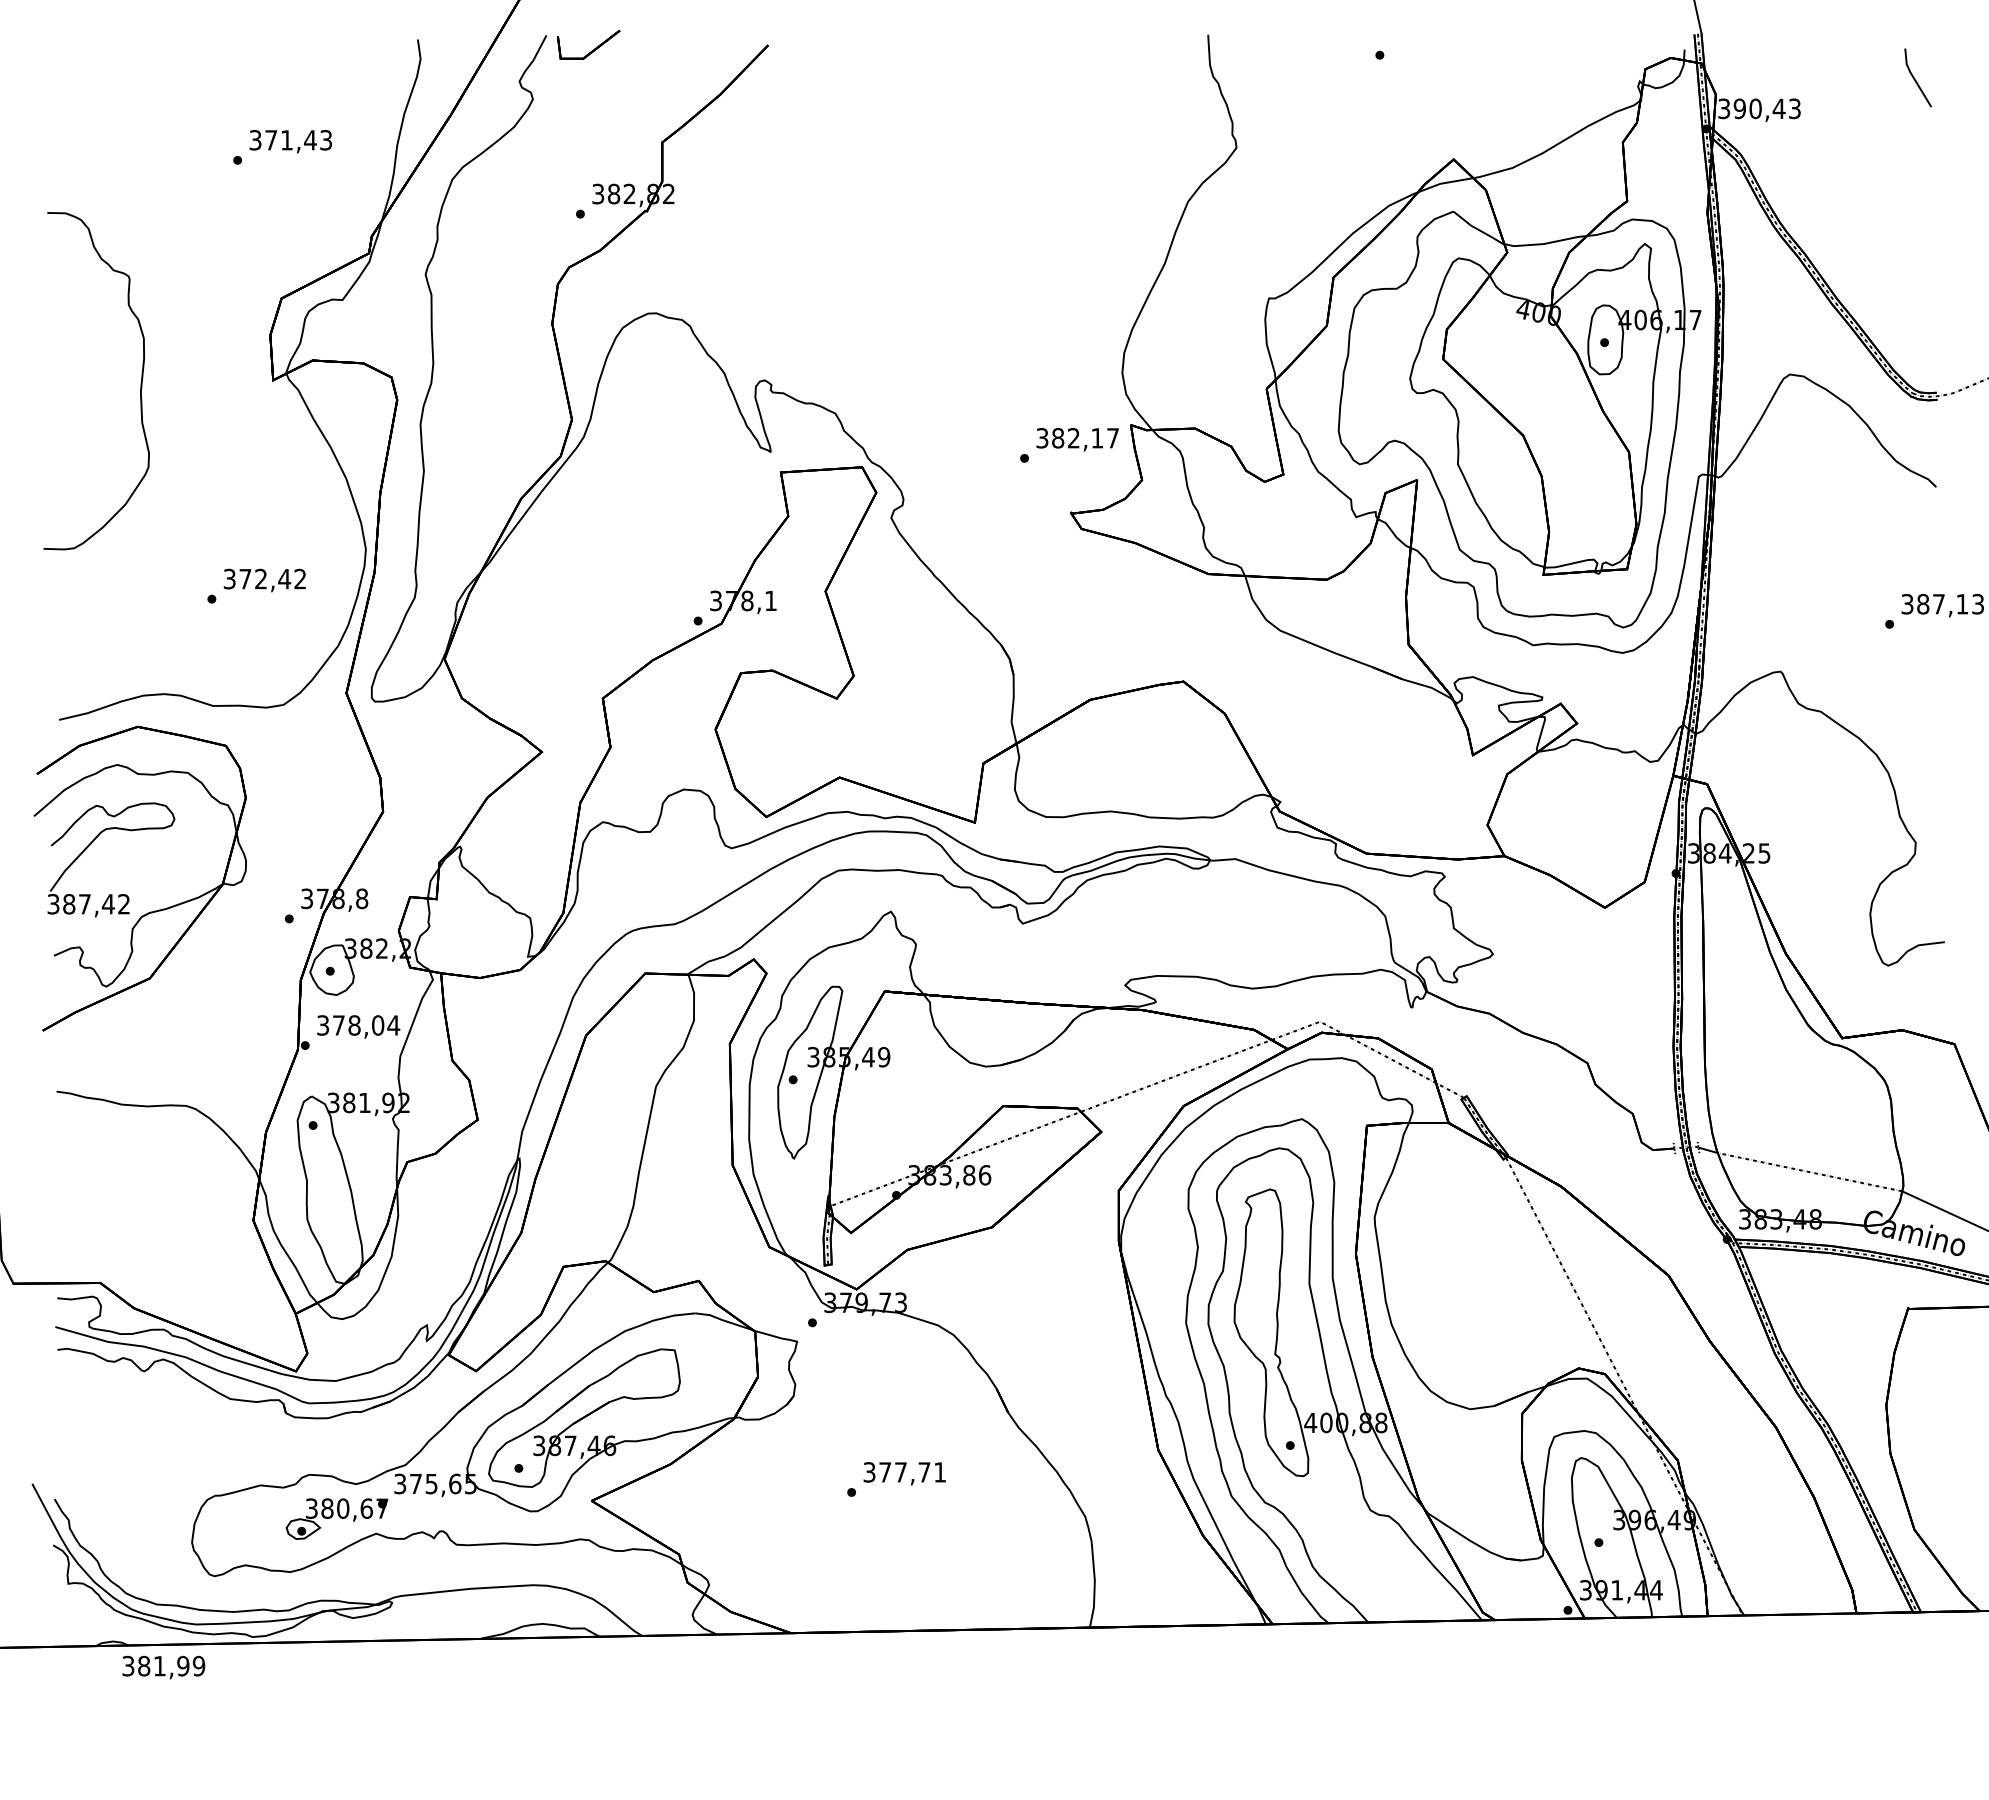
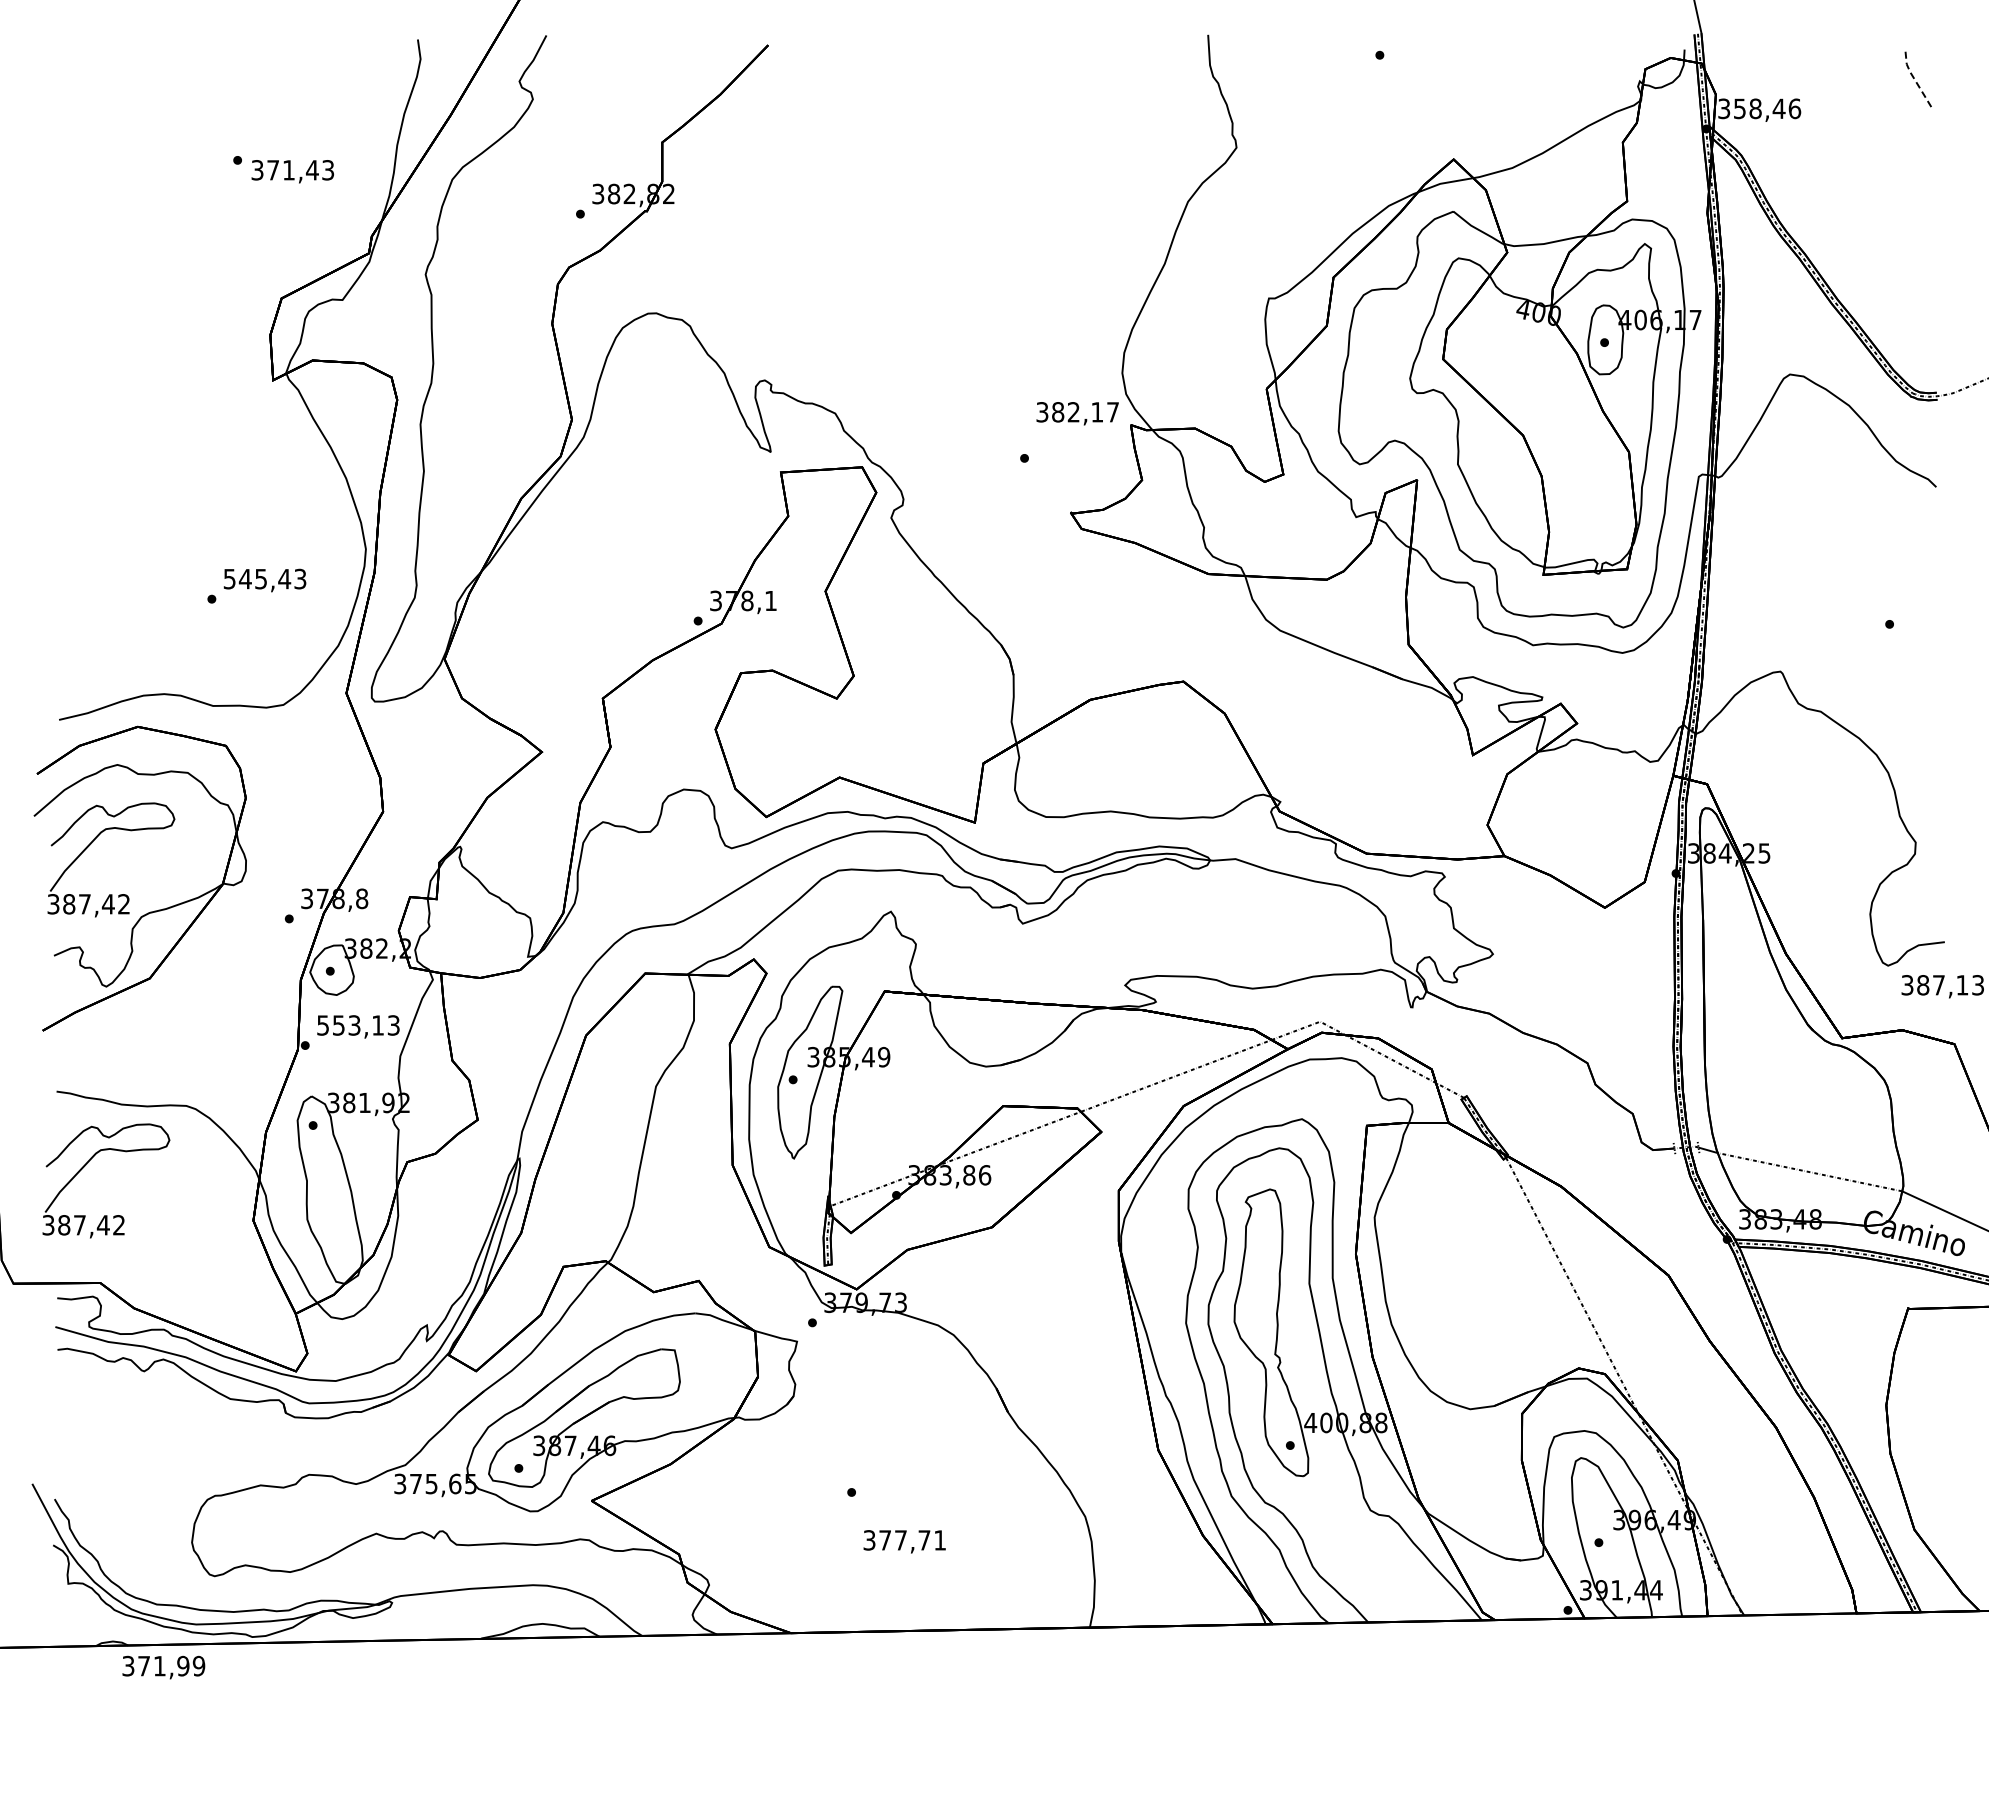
part: present -> none (593, 49)
line: solid -> dashed (1913, 78)
text: 390,43 -> 358,46 (1767, 108)
text position: (290, 141) -> (292, 171) (292, 171)
curve: present -> none (140, 382)
text position: (1077, 439) -> (1077, 413) (1077, 413)
text: 372,42 -> 545,43 (265, 578)
text position: (1942, 605) -> (1942, 986) (1942, 986)
text: 378,04 -> 553,13 (358, 1025)
part: none -> present (87, 1164)
text position: (904, 1473) -> (904, 1541) (904, 1541)
part: present -> none (336, 1518)
text: 381,99 -> 371,99 (144, 1665)
